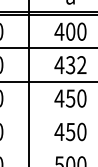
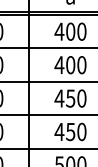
text: 432 -> 400 (76, 65)
line: none -> present (48, 115)
line: none -> present (48, 148)
